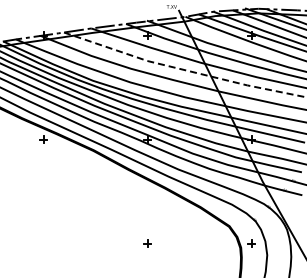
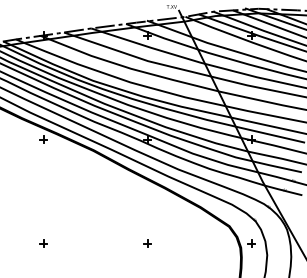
line: dashed -> solid (184, 70)
part: none -> present (43, 243)
